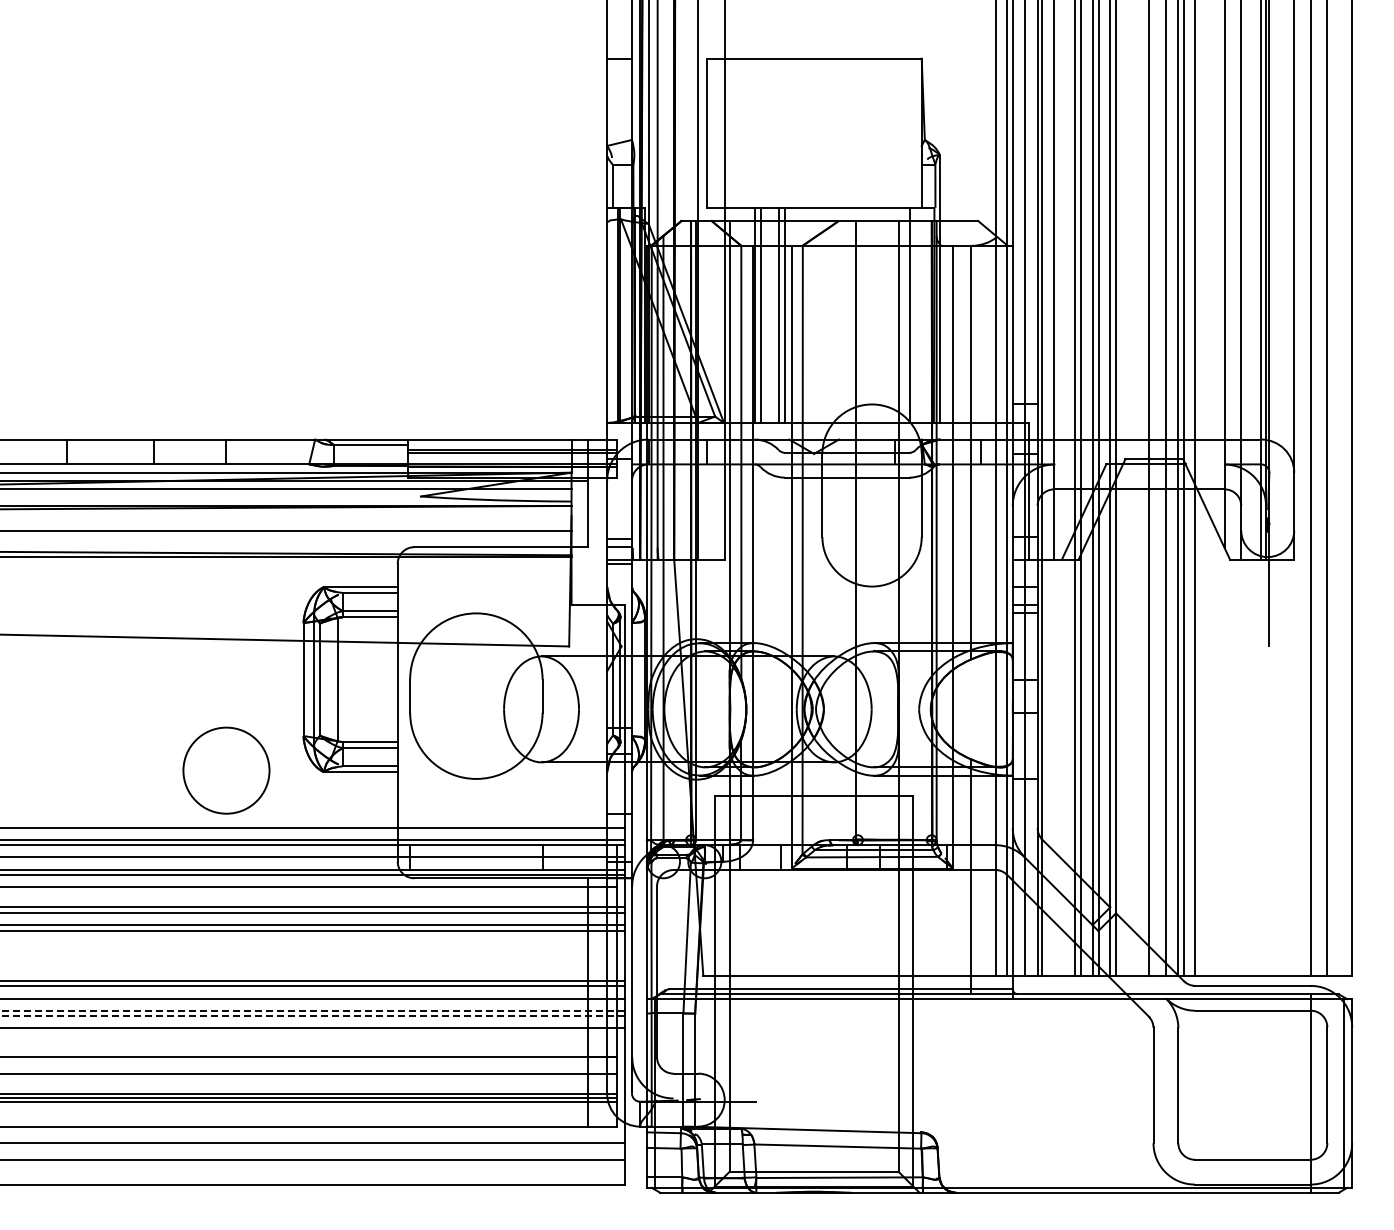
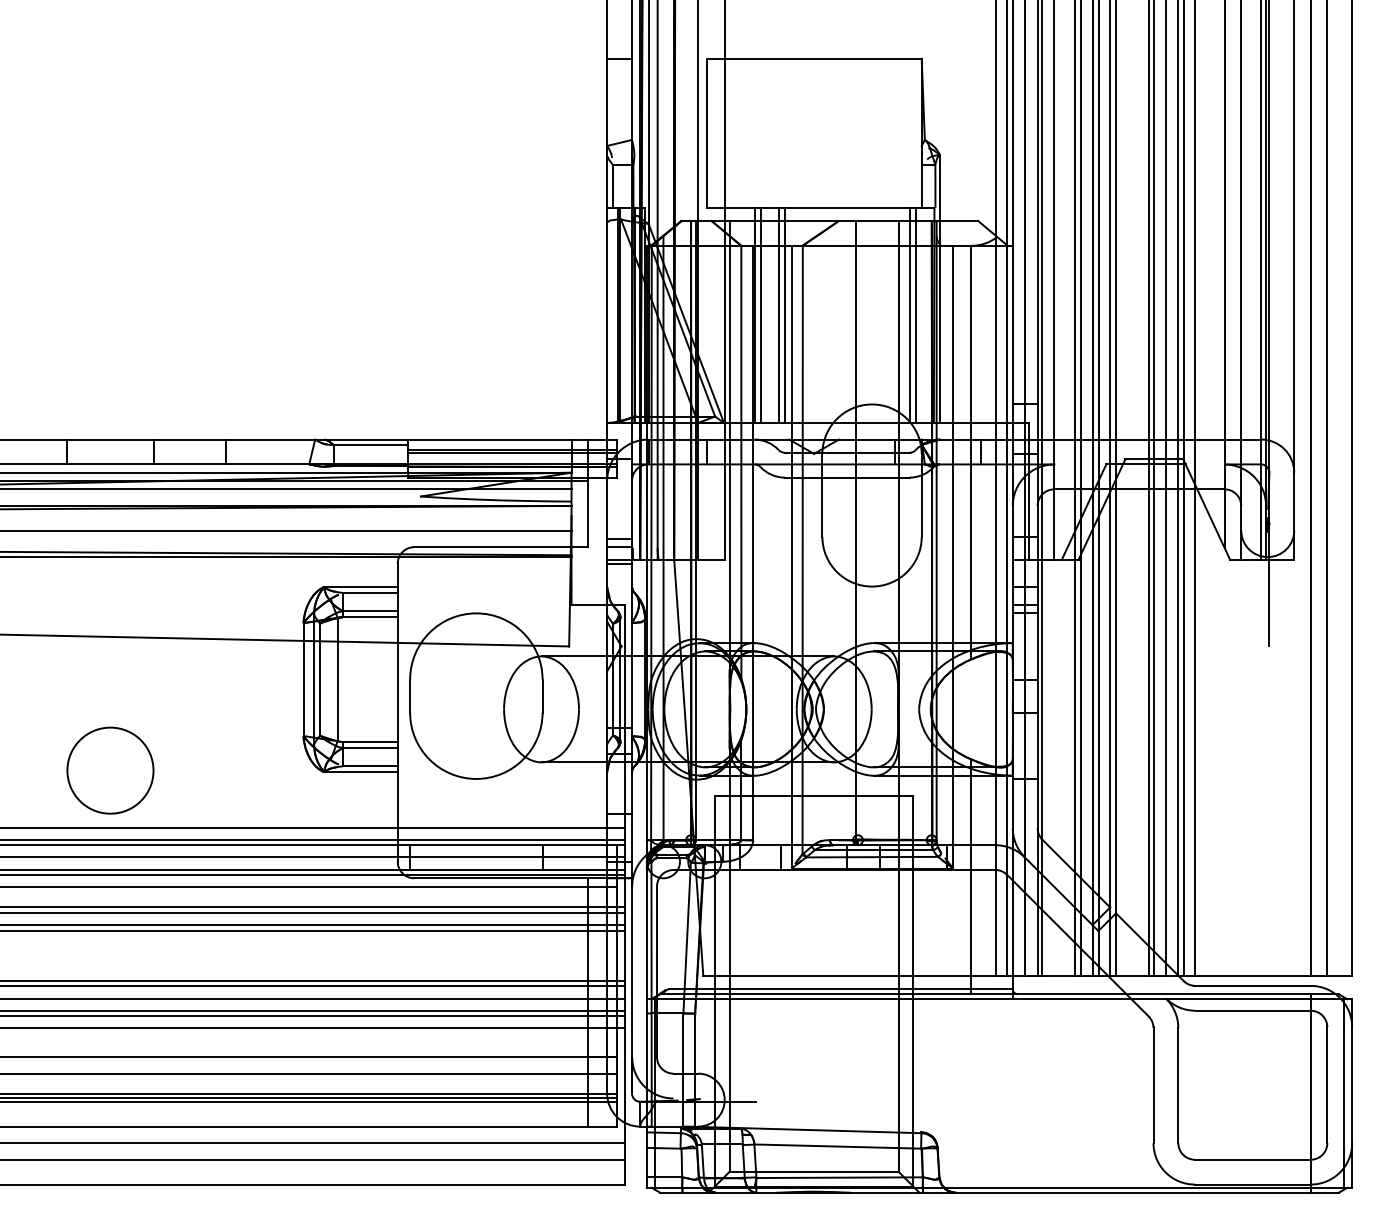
line: none -> present (915, 315)
line: none -> present (1153, 488)
circle position: (226, 770) -> (110, 770) (110, 770)
line: dashed -> solid (312, 1010)
line: dashed -> solid (312, 1016)
